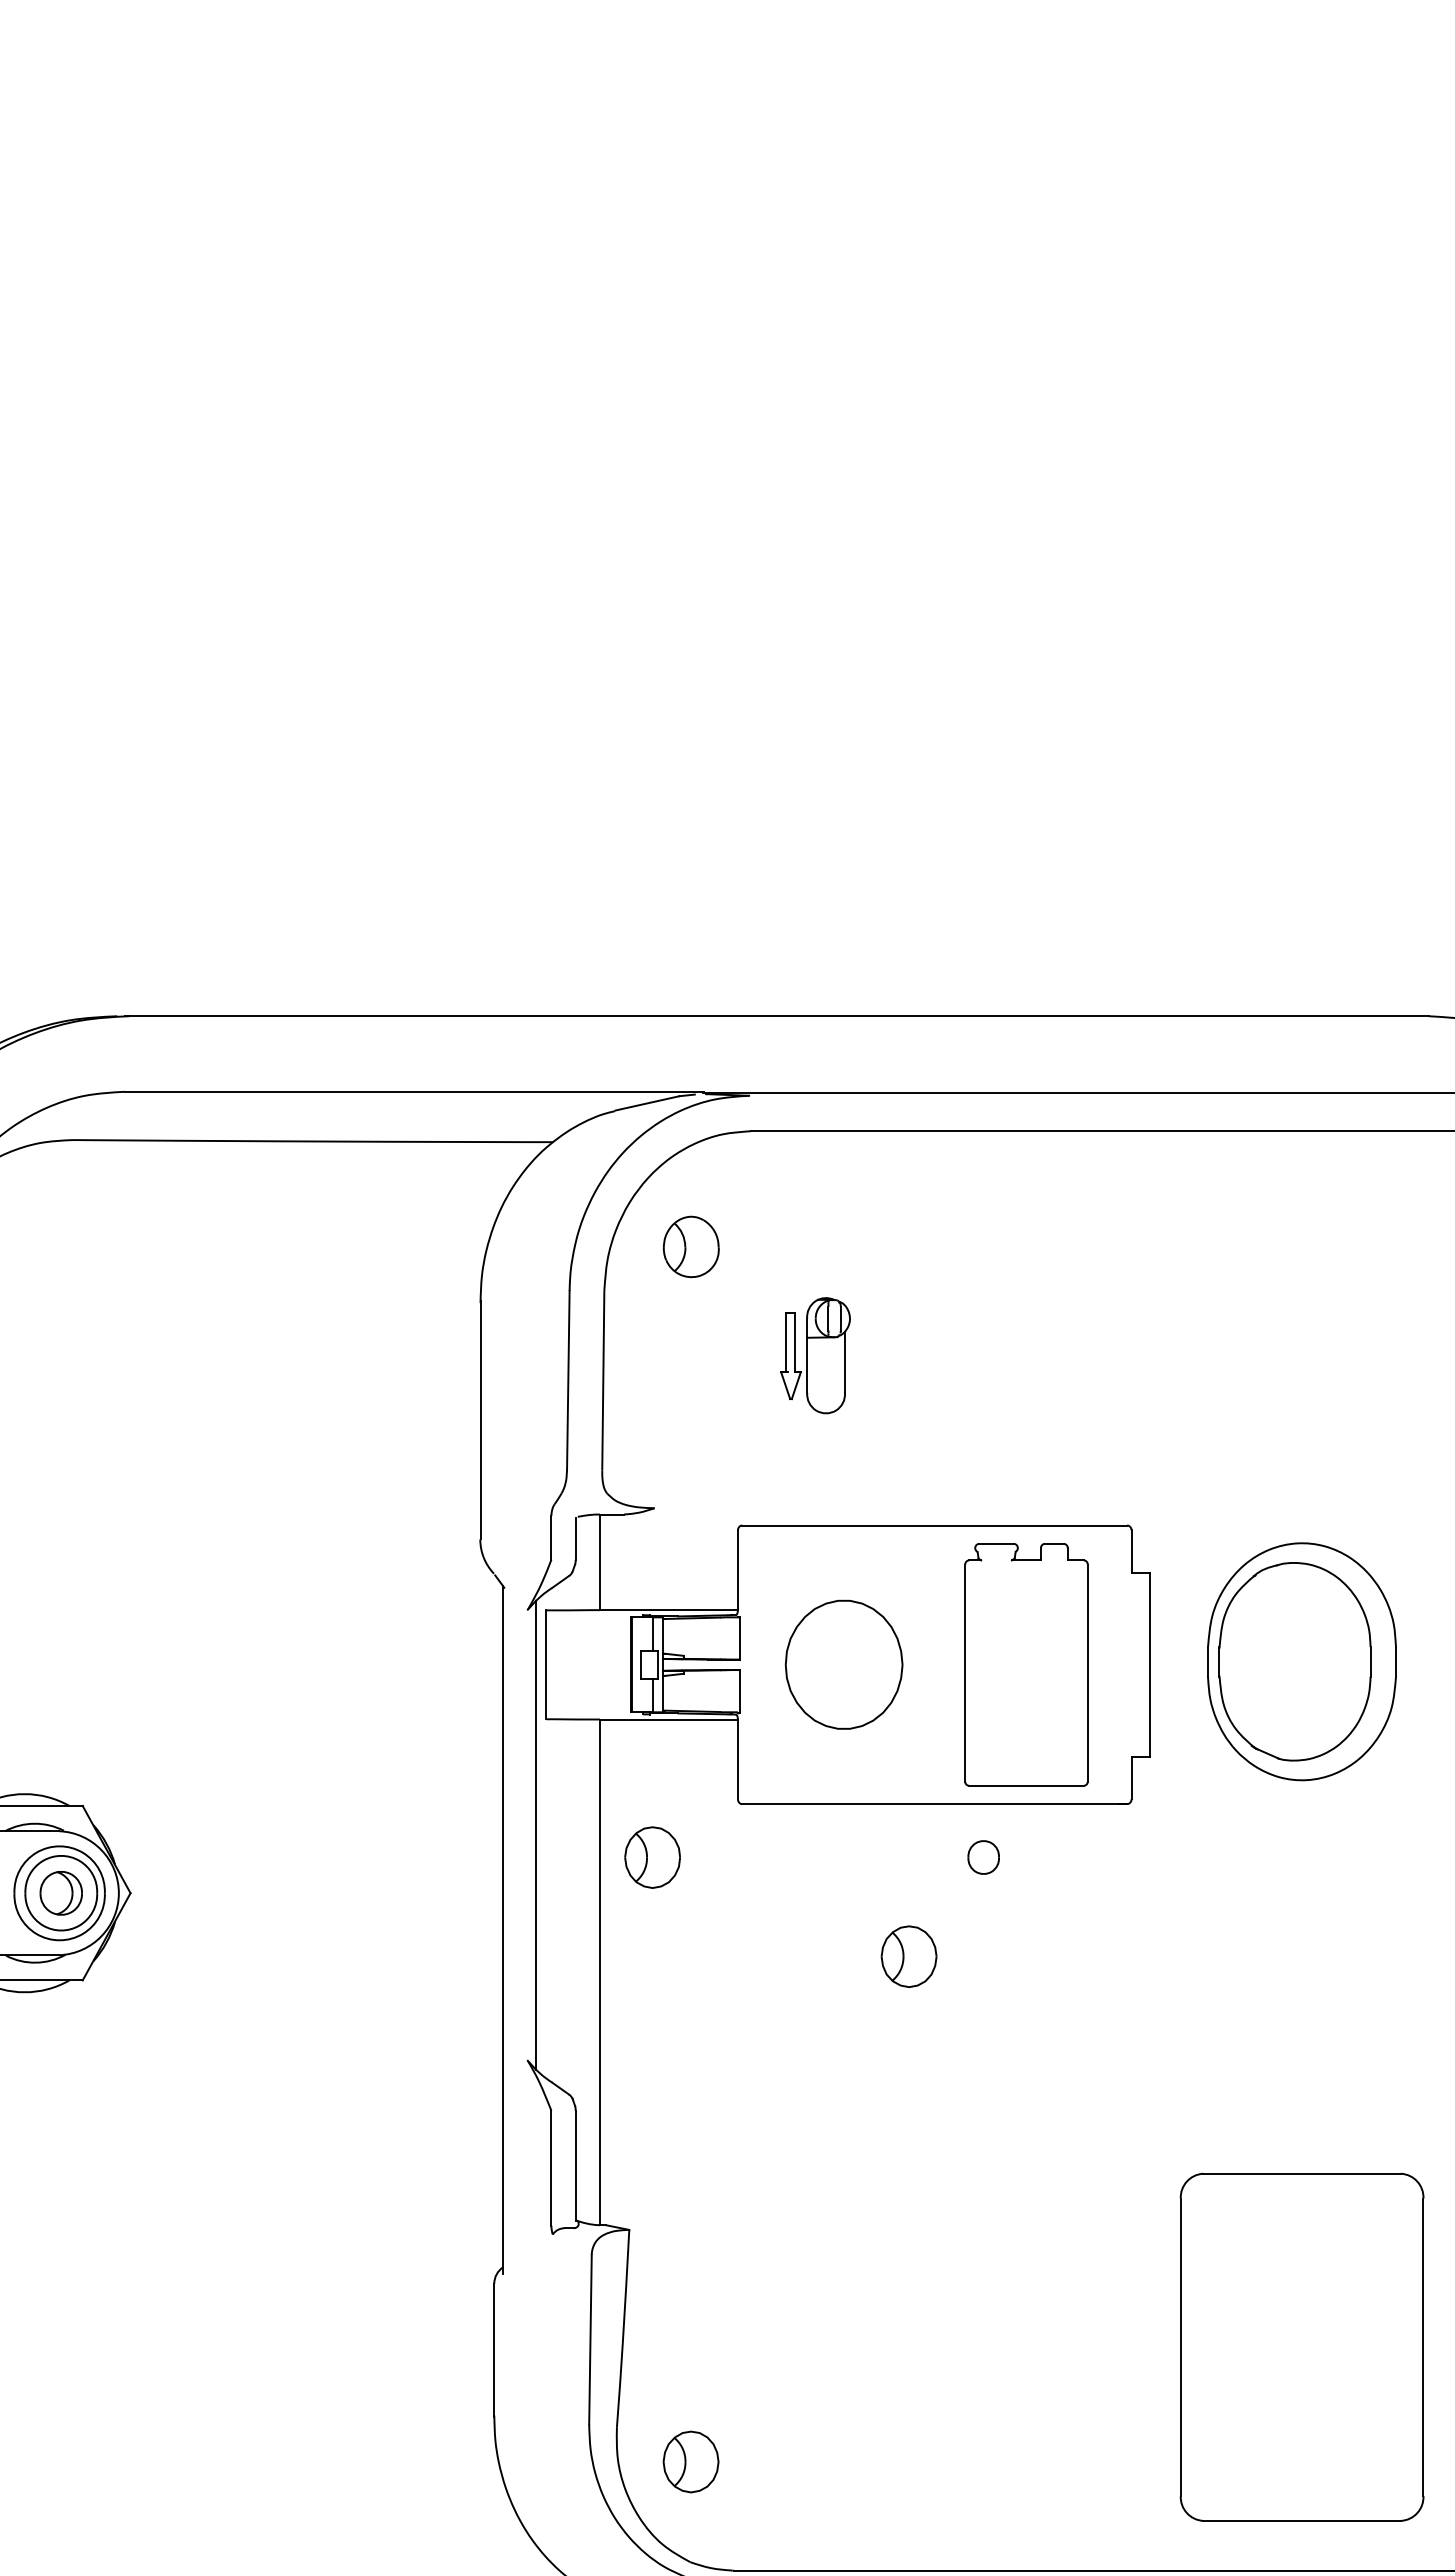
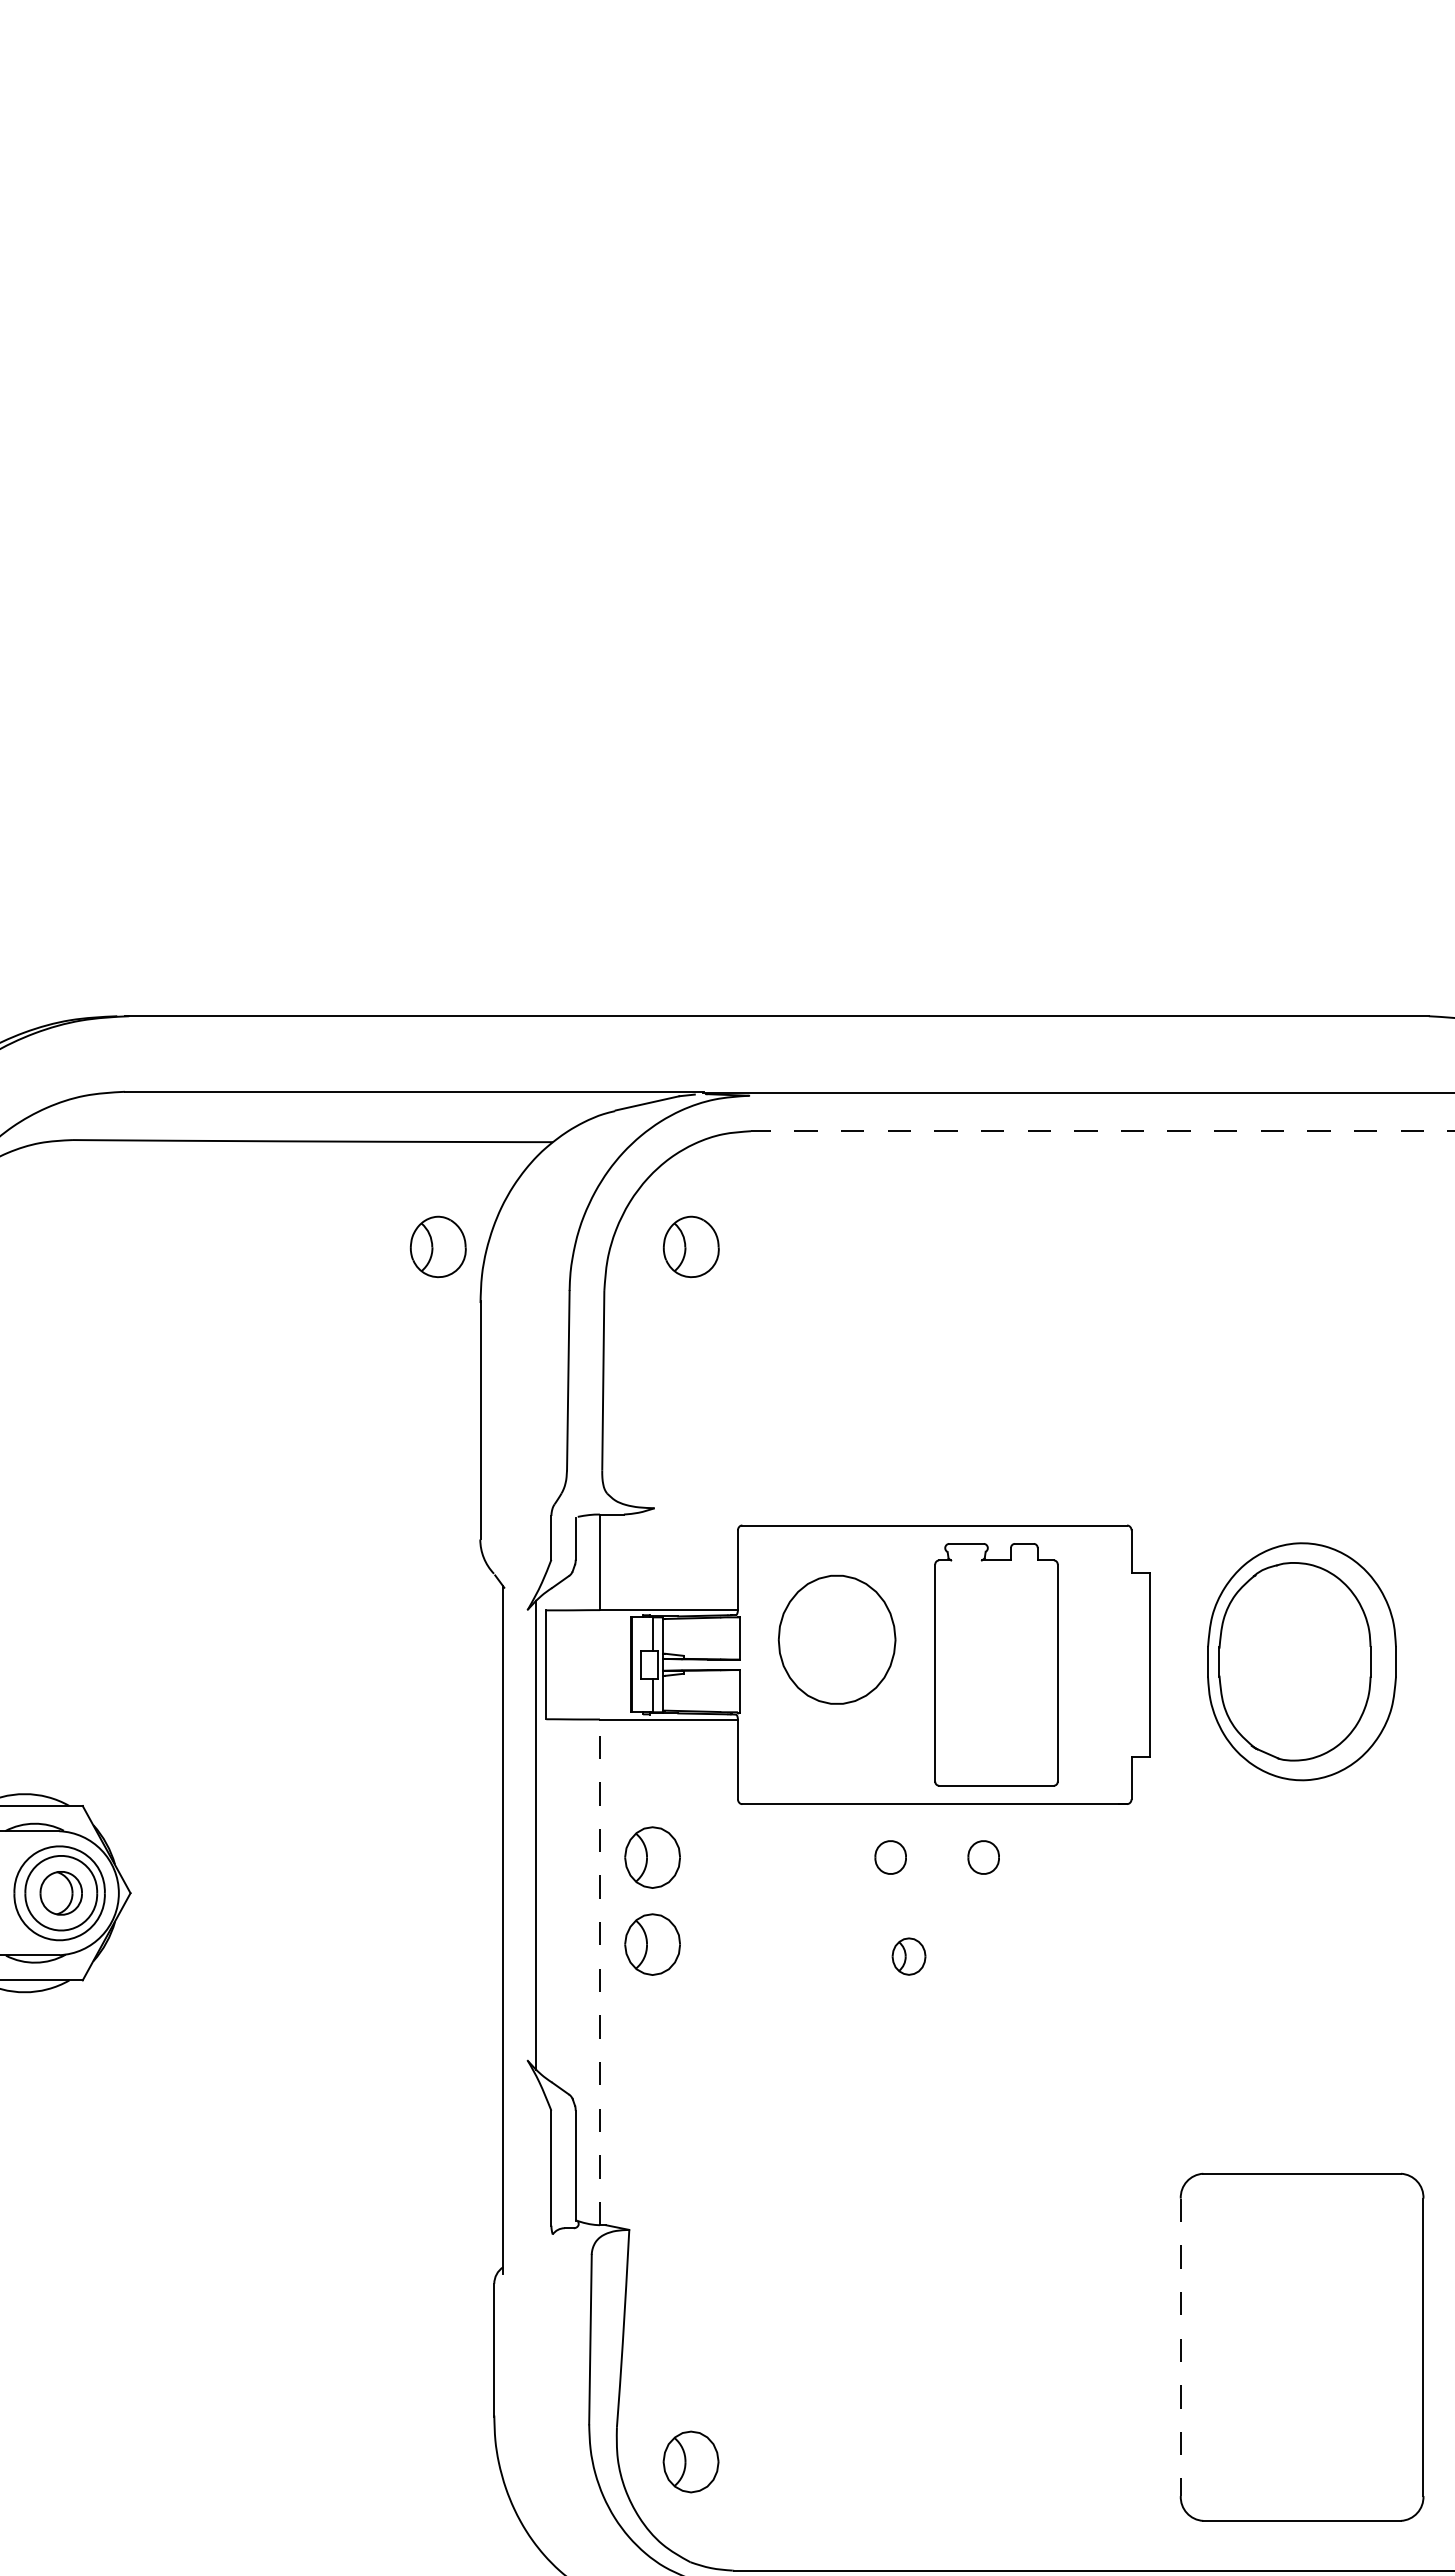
line: solid -> dashed (1102, 1131)
part: none -> present (437, 1246)
part: present -> none (815, 1355)
part position: (843, 1664) -> (836, 1639) (836, 1639)
part position: (1026, 1664) -> (996, 1664) (996, 1664)
part: none -> present (890, 1857)
part: none -> present (652, 1944)
part size: 58x63 px -> 36x39 px (908, 1956)
line: solid -> dashed (599, 1972)
line: solid -> dashed (1180, 2347)
